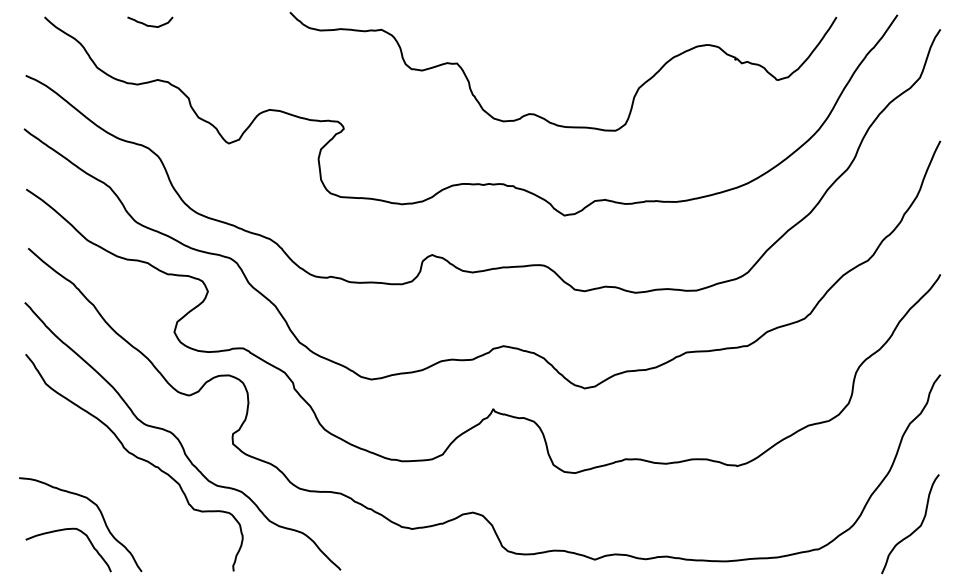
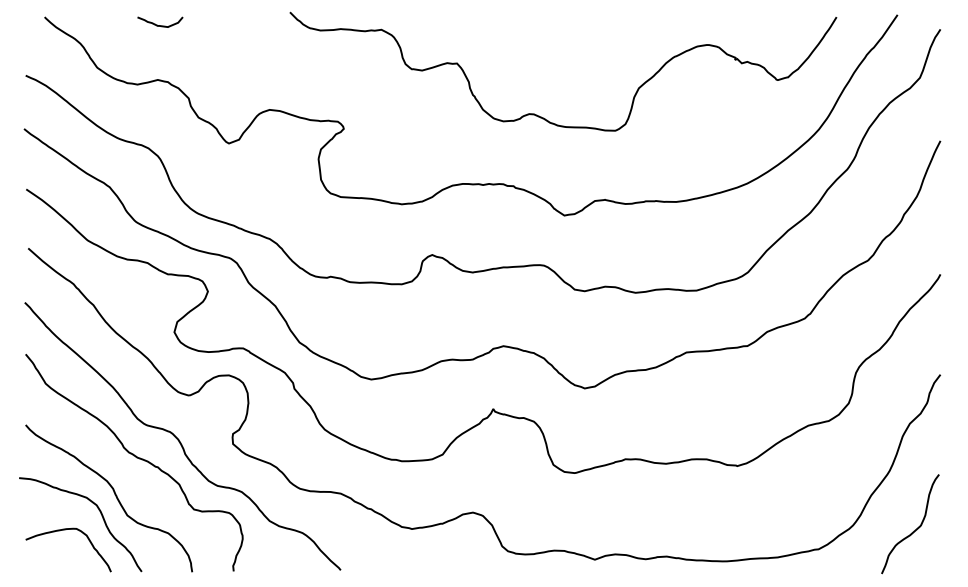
curve position: (150, 25) -> (160, 25) (160, 25)
curve: none -> present (115, 496)
